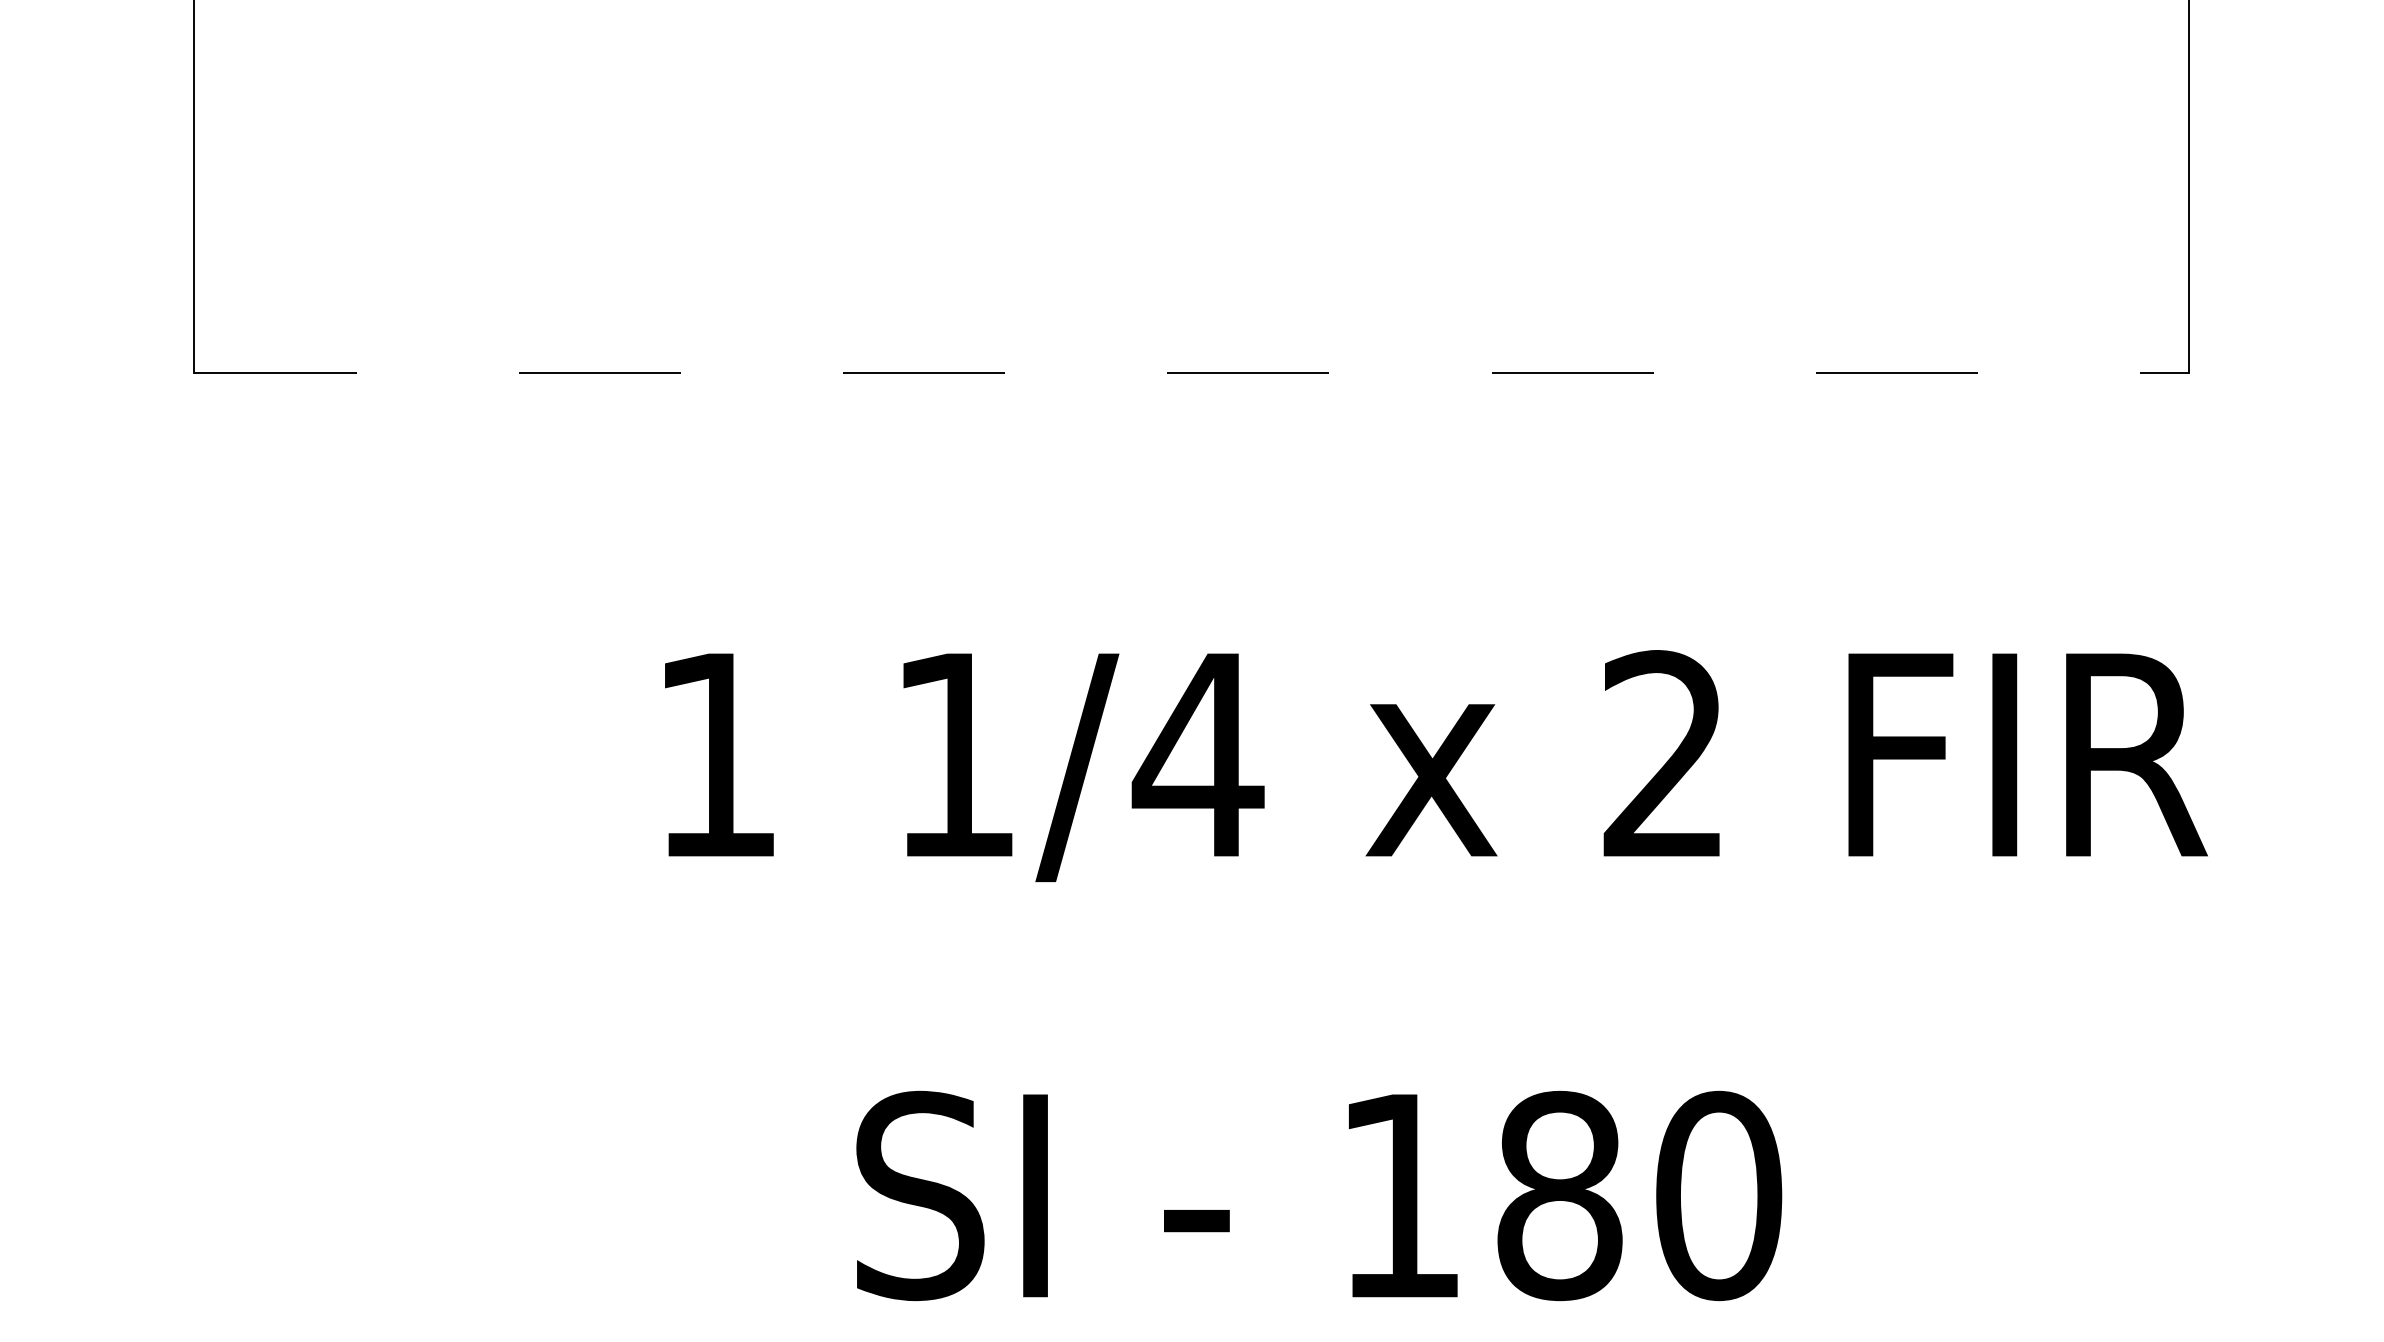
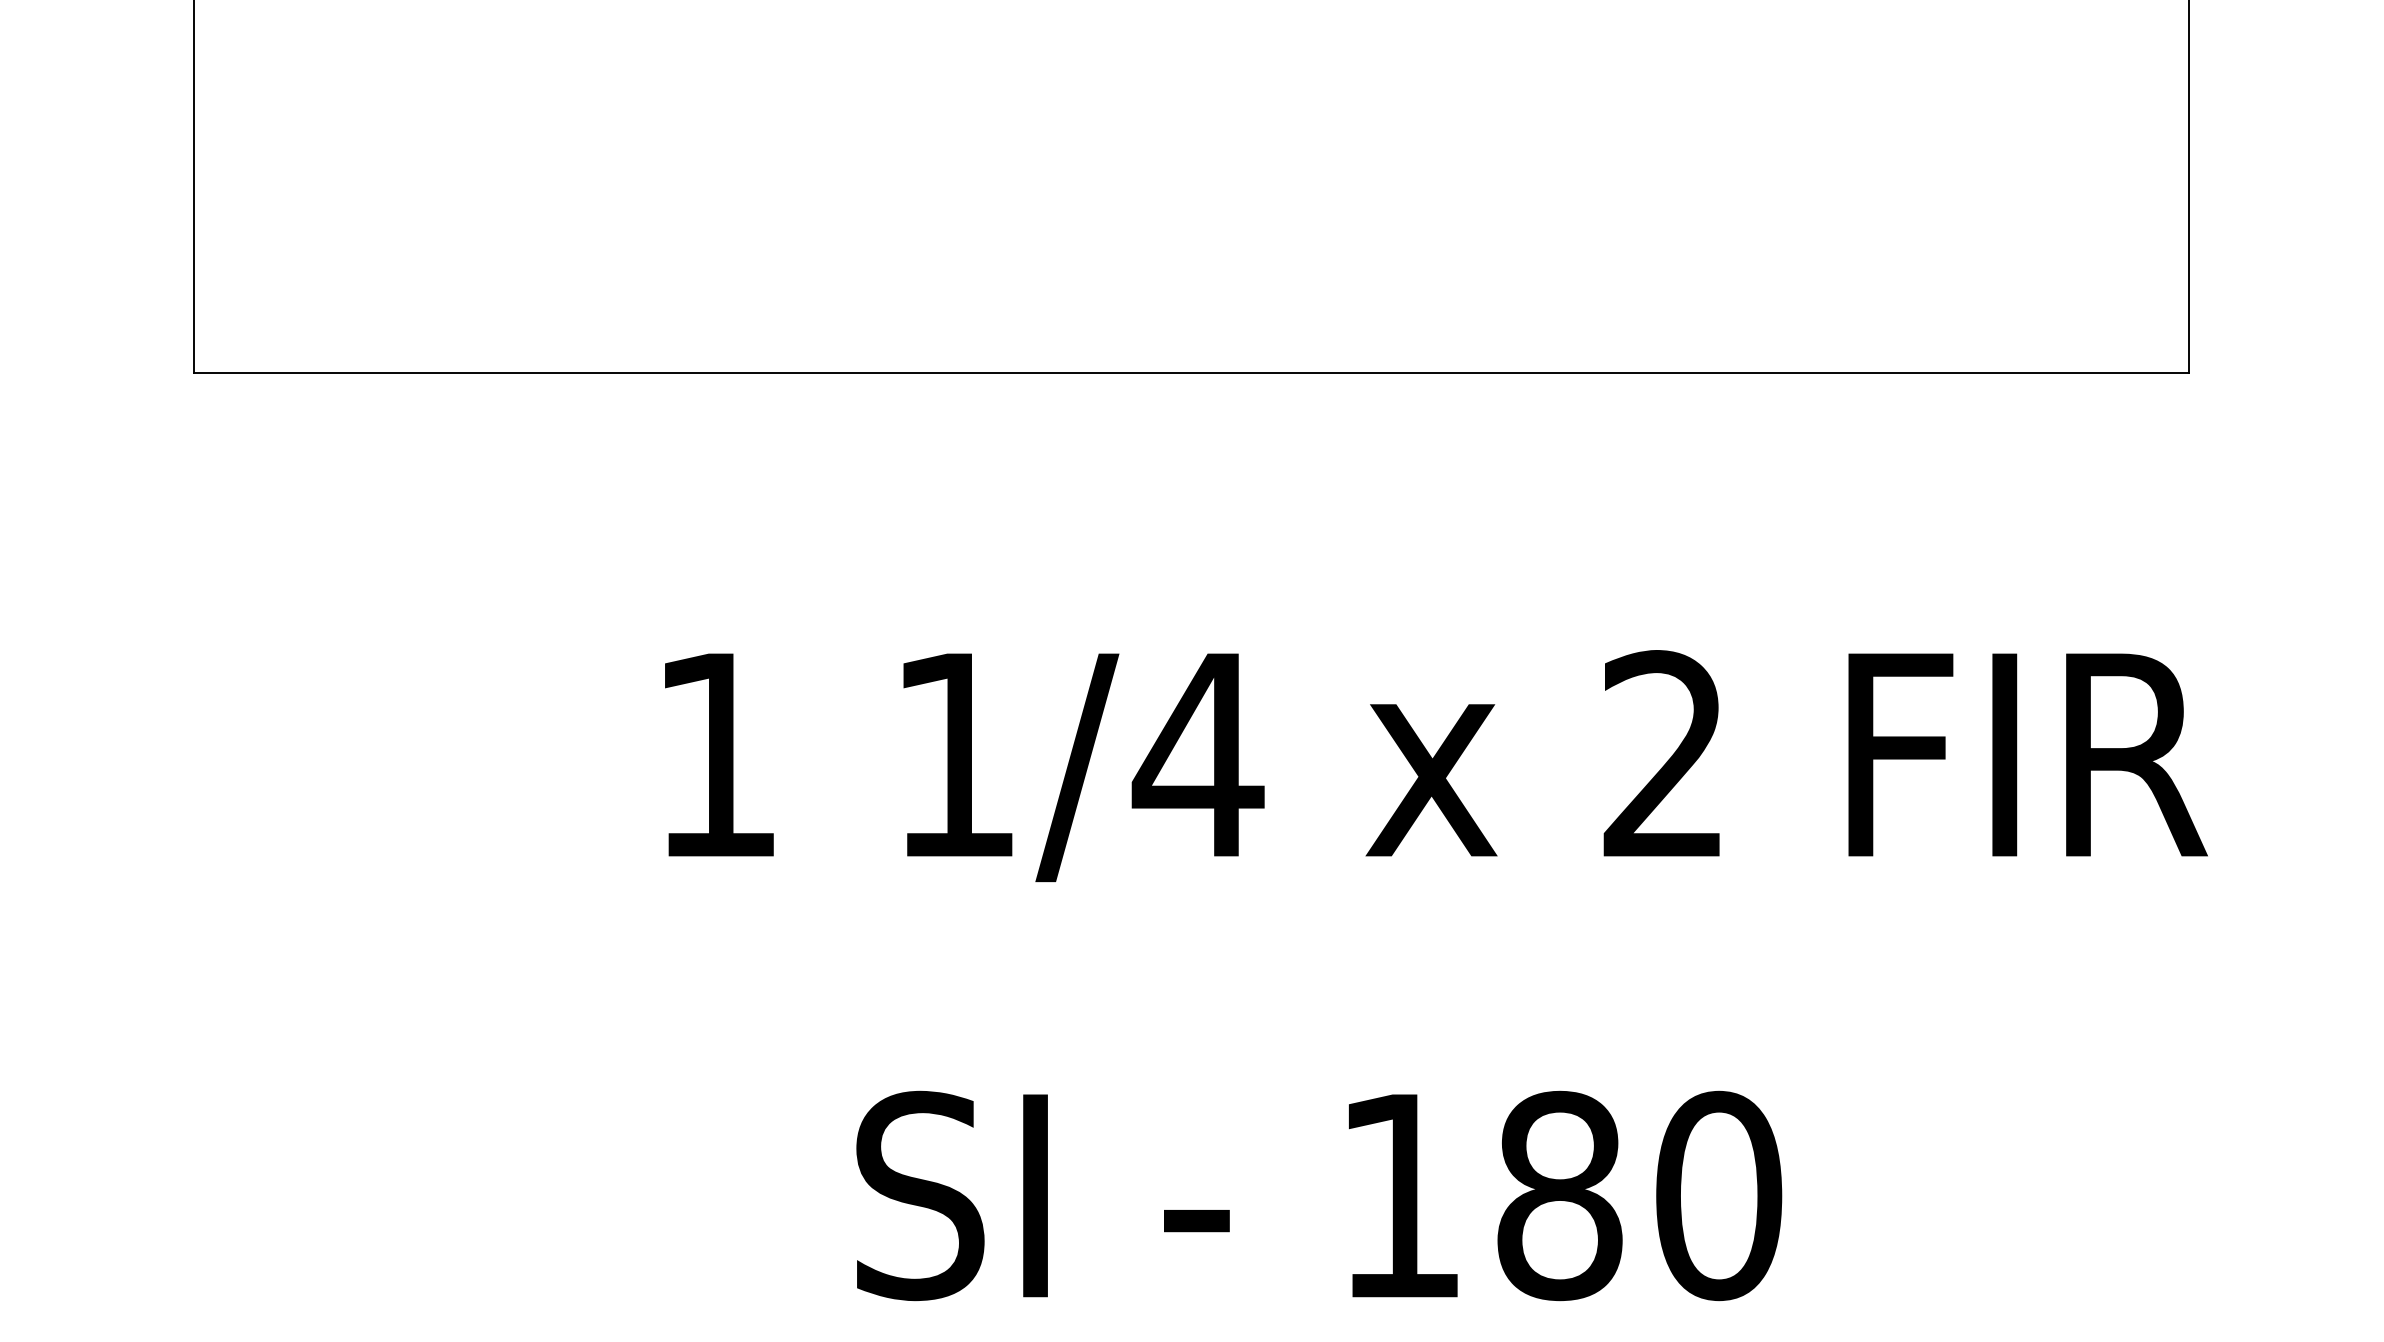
line: dashed -> solid (1192, 373)
